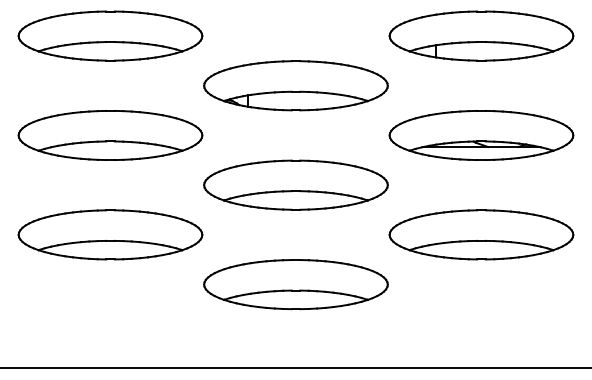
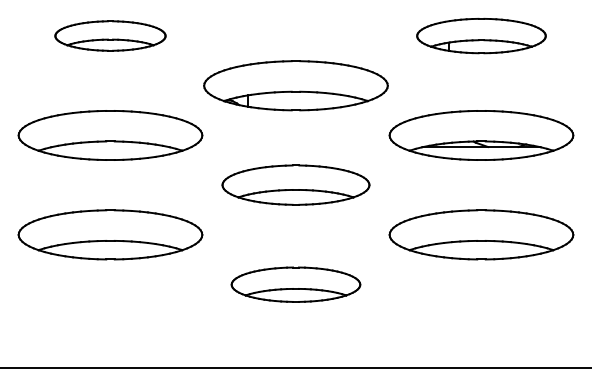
part size: 187x52 px -> 113x32 px (110, 35)
part size: 187x52 px -> 131x37 px (481, 36)
part size: 186x52 px -> 150x42 px (295, 184)
part size: 186x52 px -> 132x37 px (295, 284)
